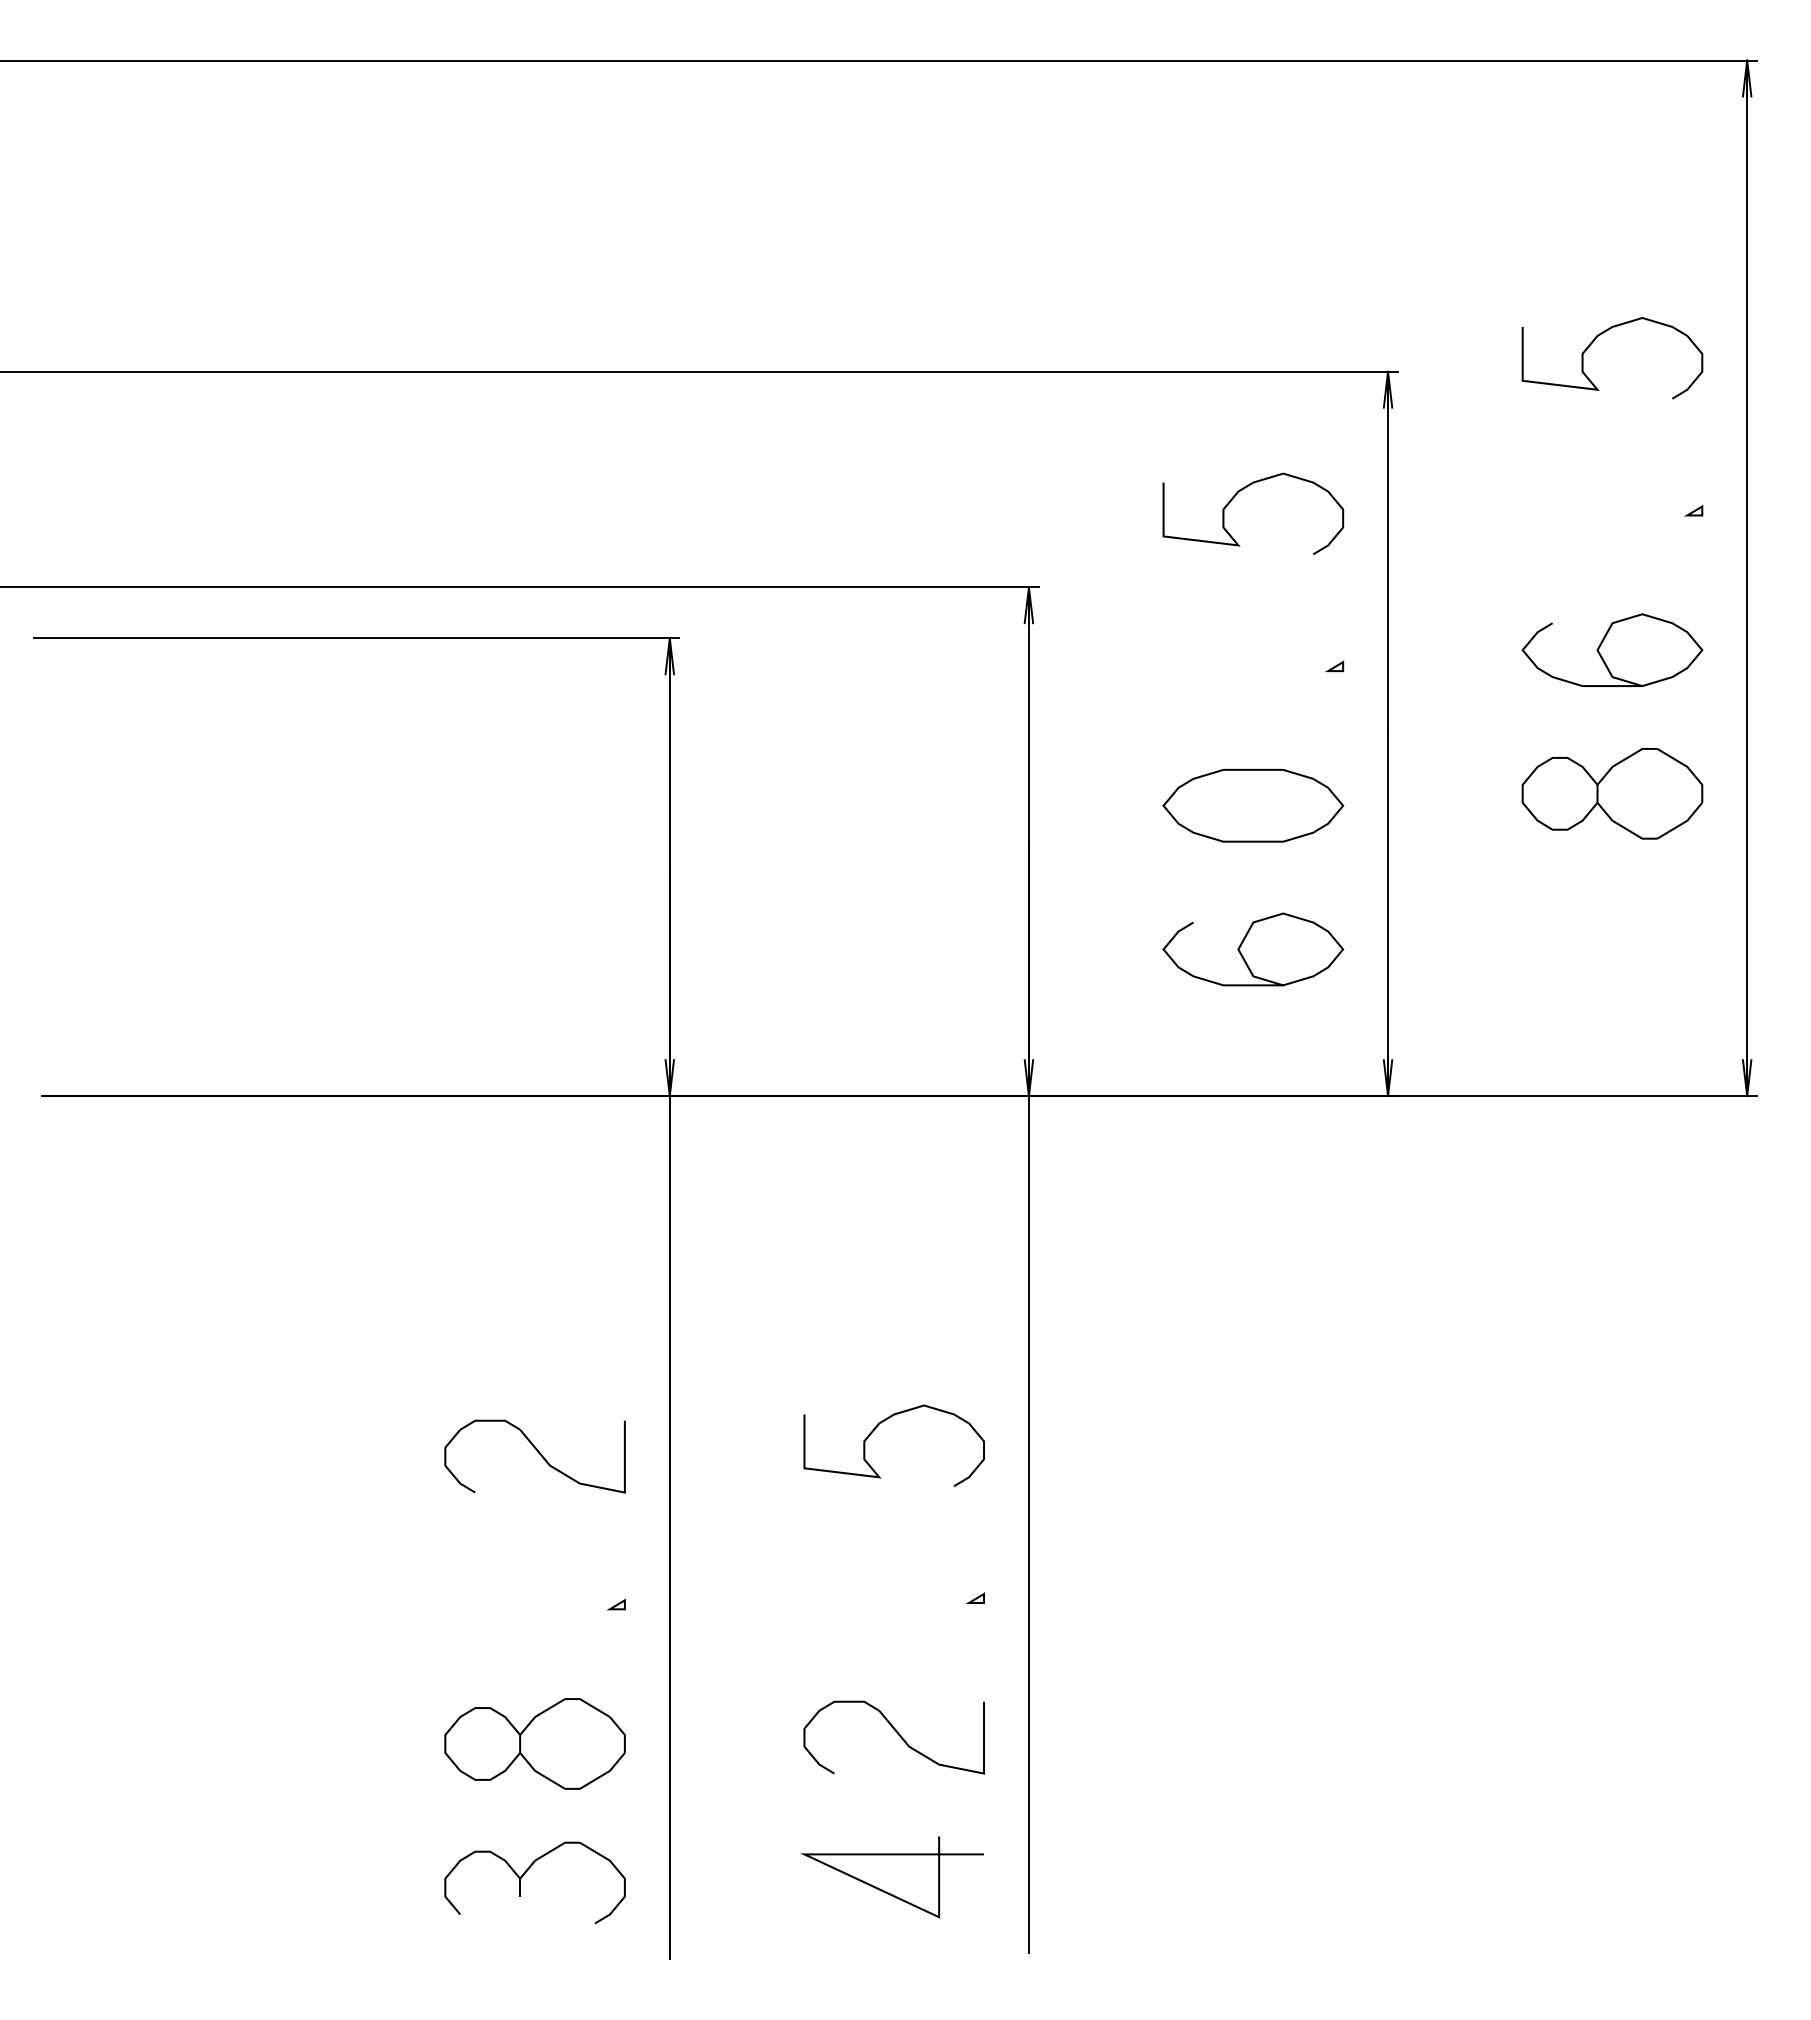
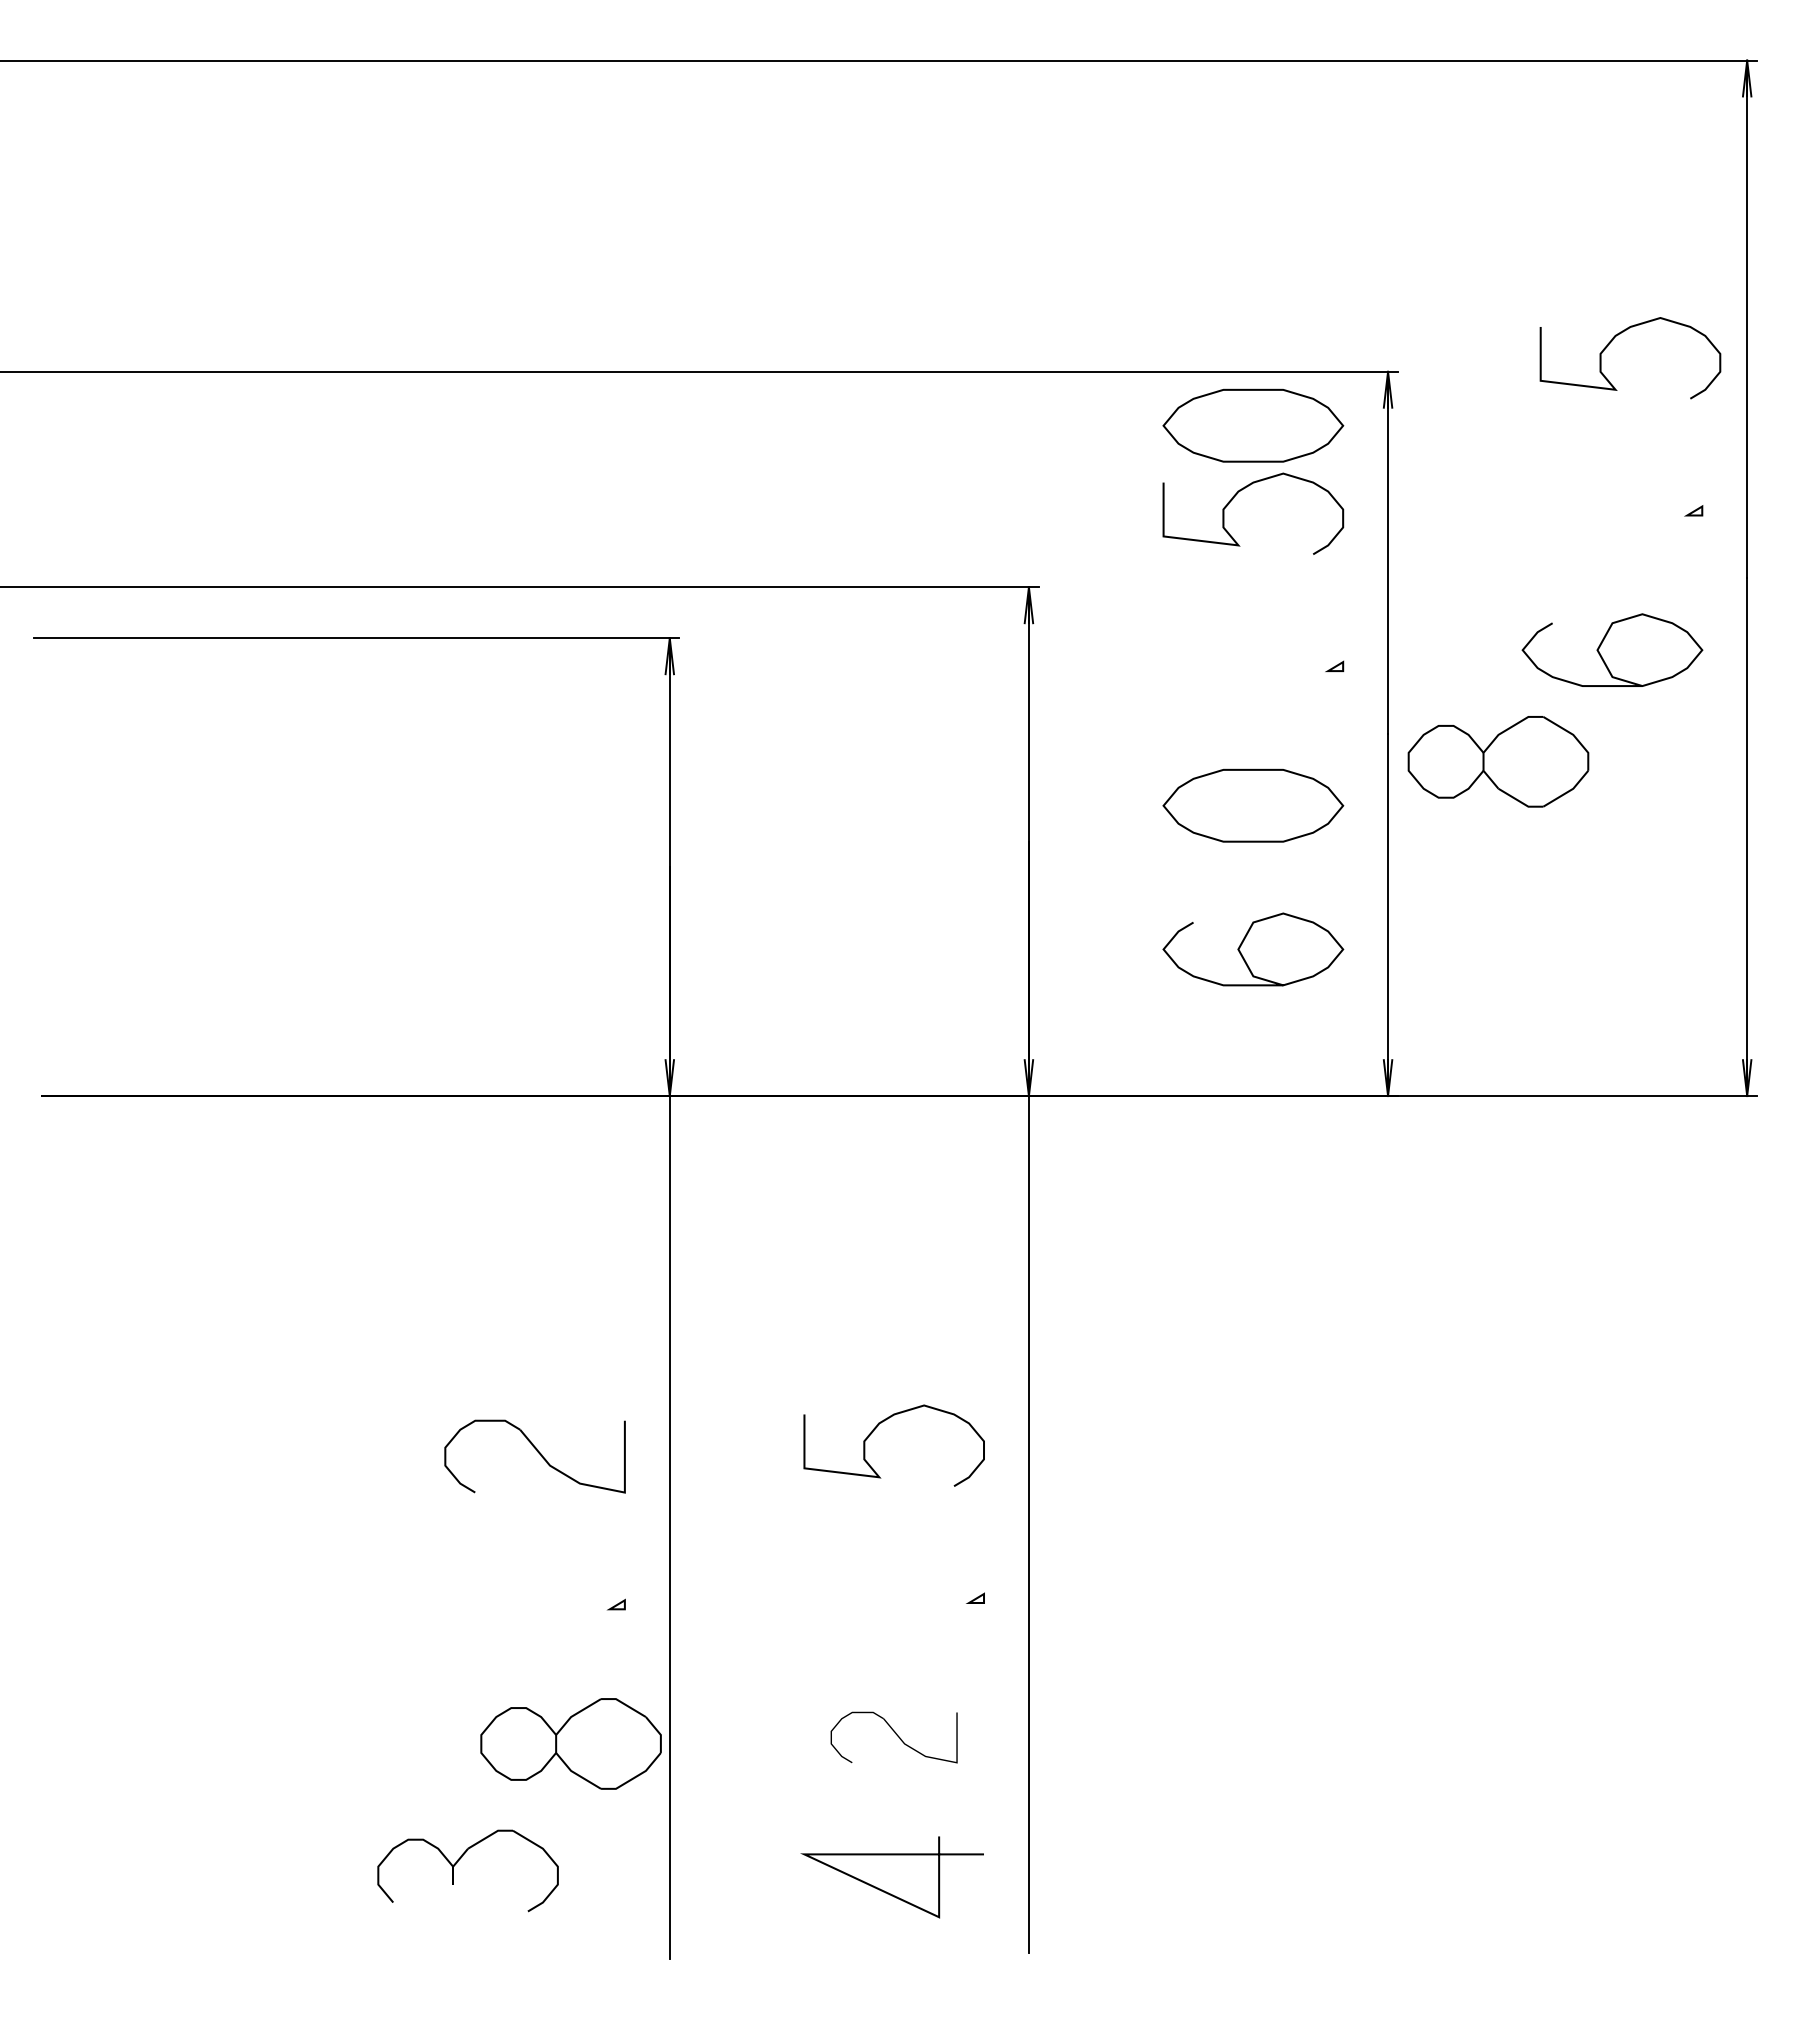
curve position: (1594, 341) -> (1612, 341) (1612, 341)
part: none -> present (1253, 425)
part position: (1612, 793) -> (1498, 761) (1498, 761)
part size: 182x75 px -> 128x53 px (893, 1737)
part position: (534, 1743) -> (570, 1743) (570, 1743)
part position: (524, 1875) -> (457, 1863) (457, 1863)
